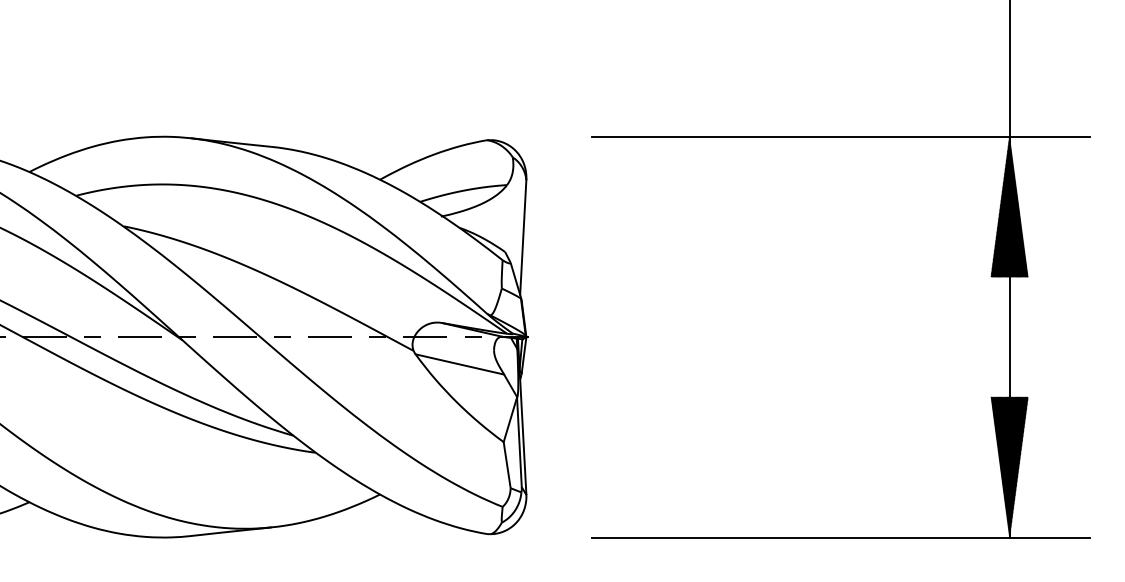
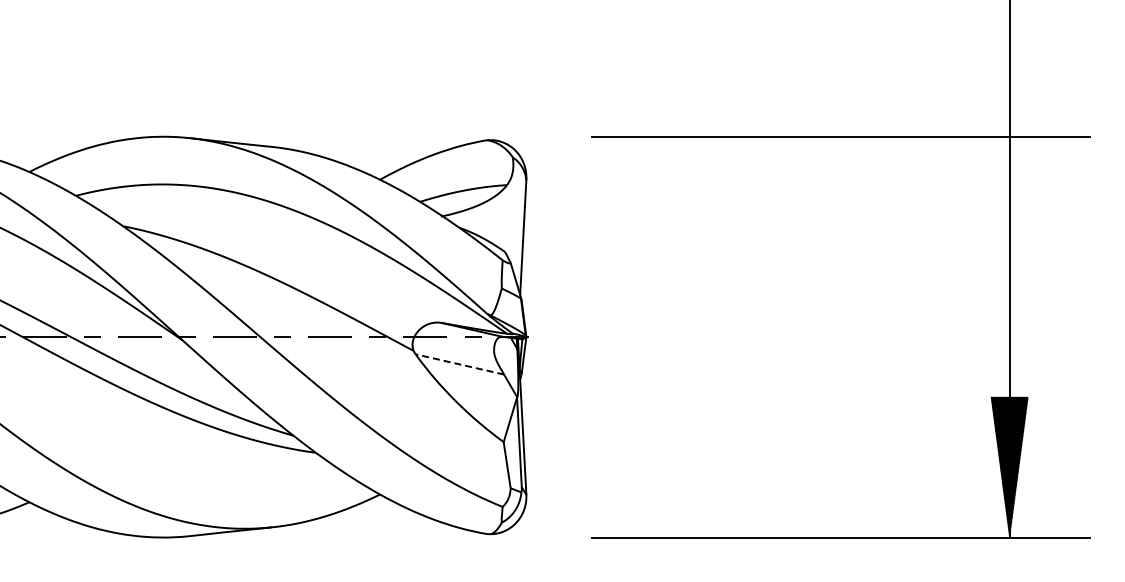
hatch: present -> none (1009, 206)
line: solid -> dashed (459, 364)
